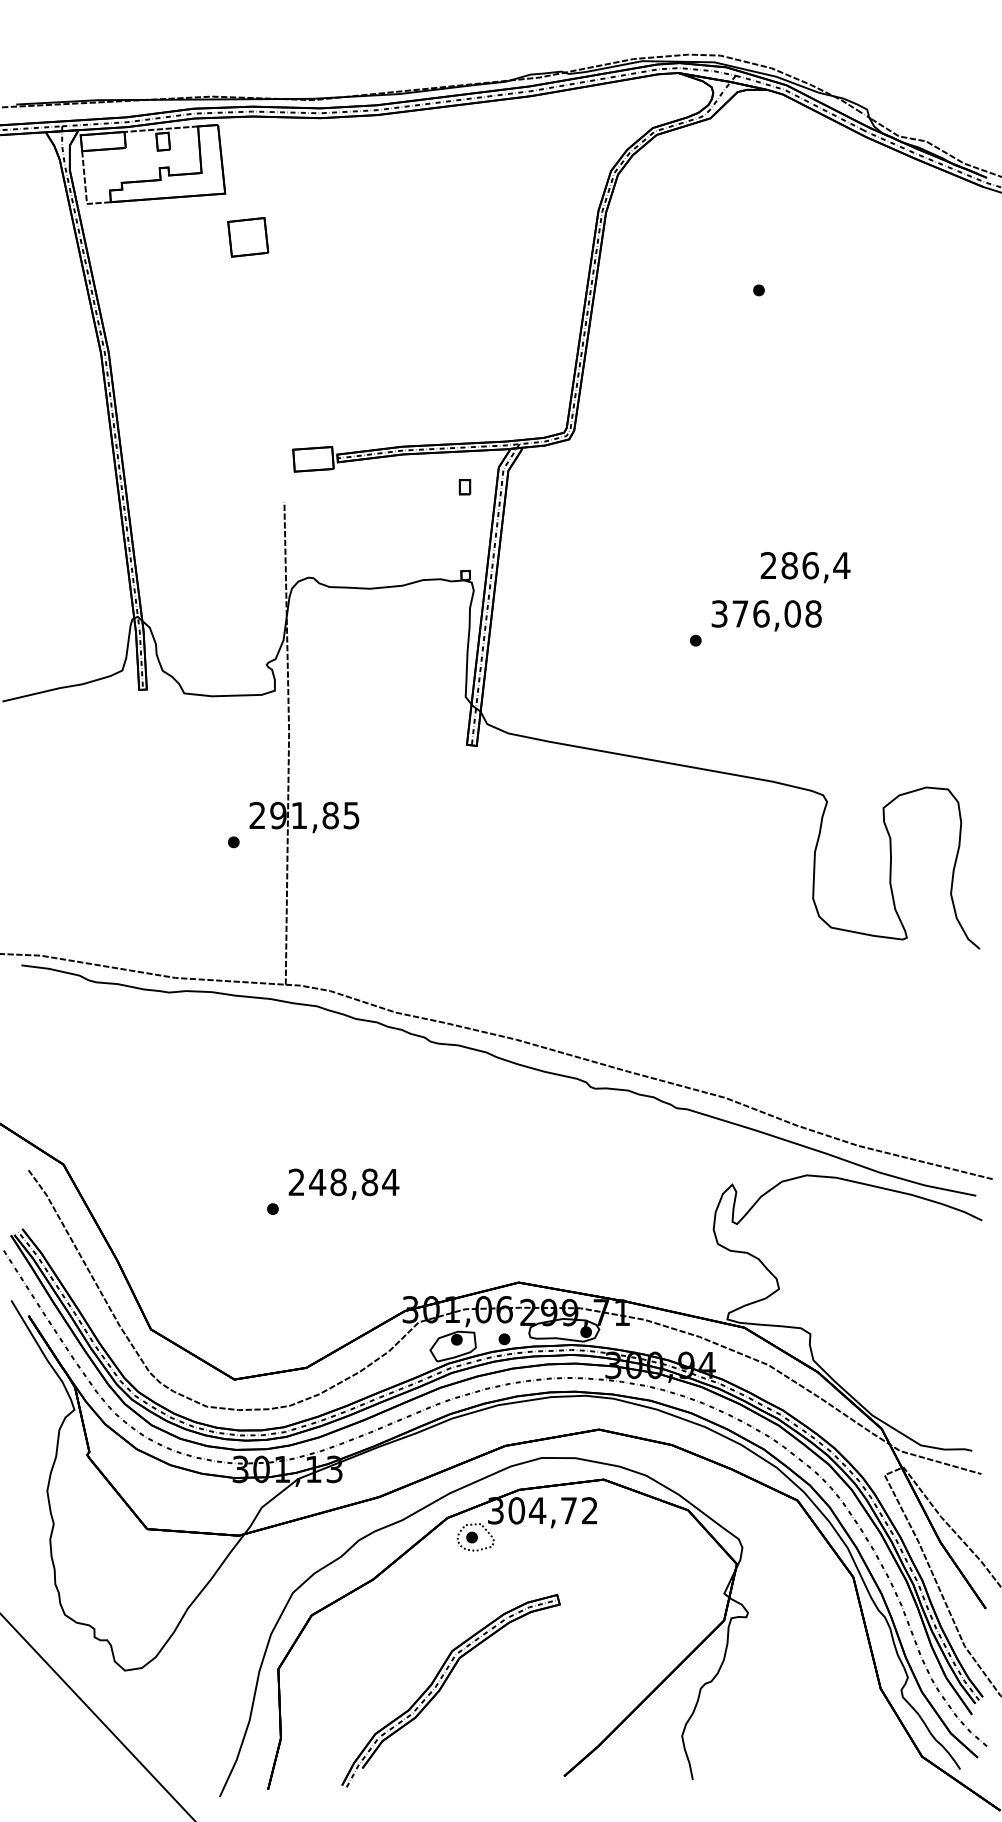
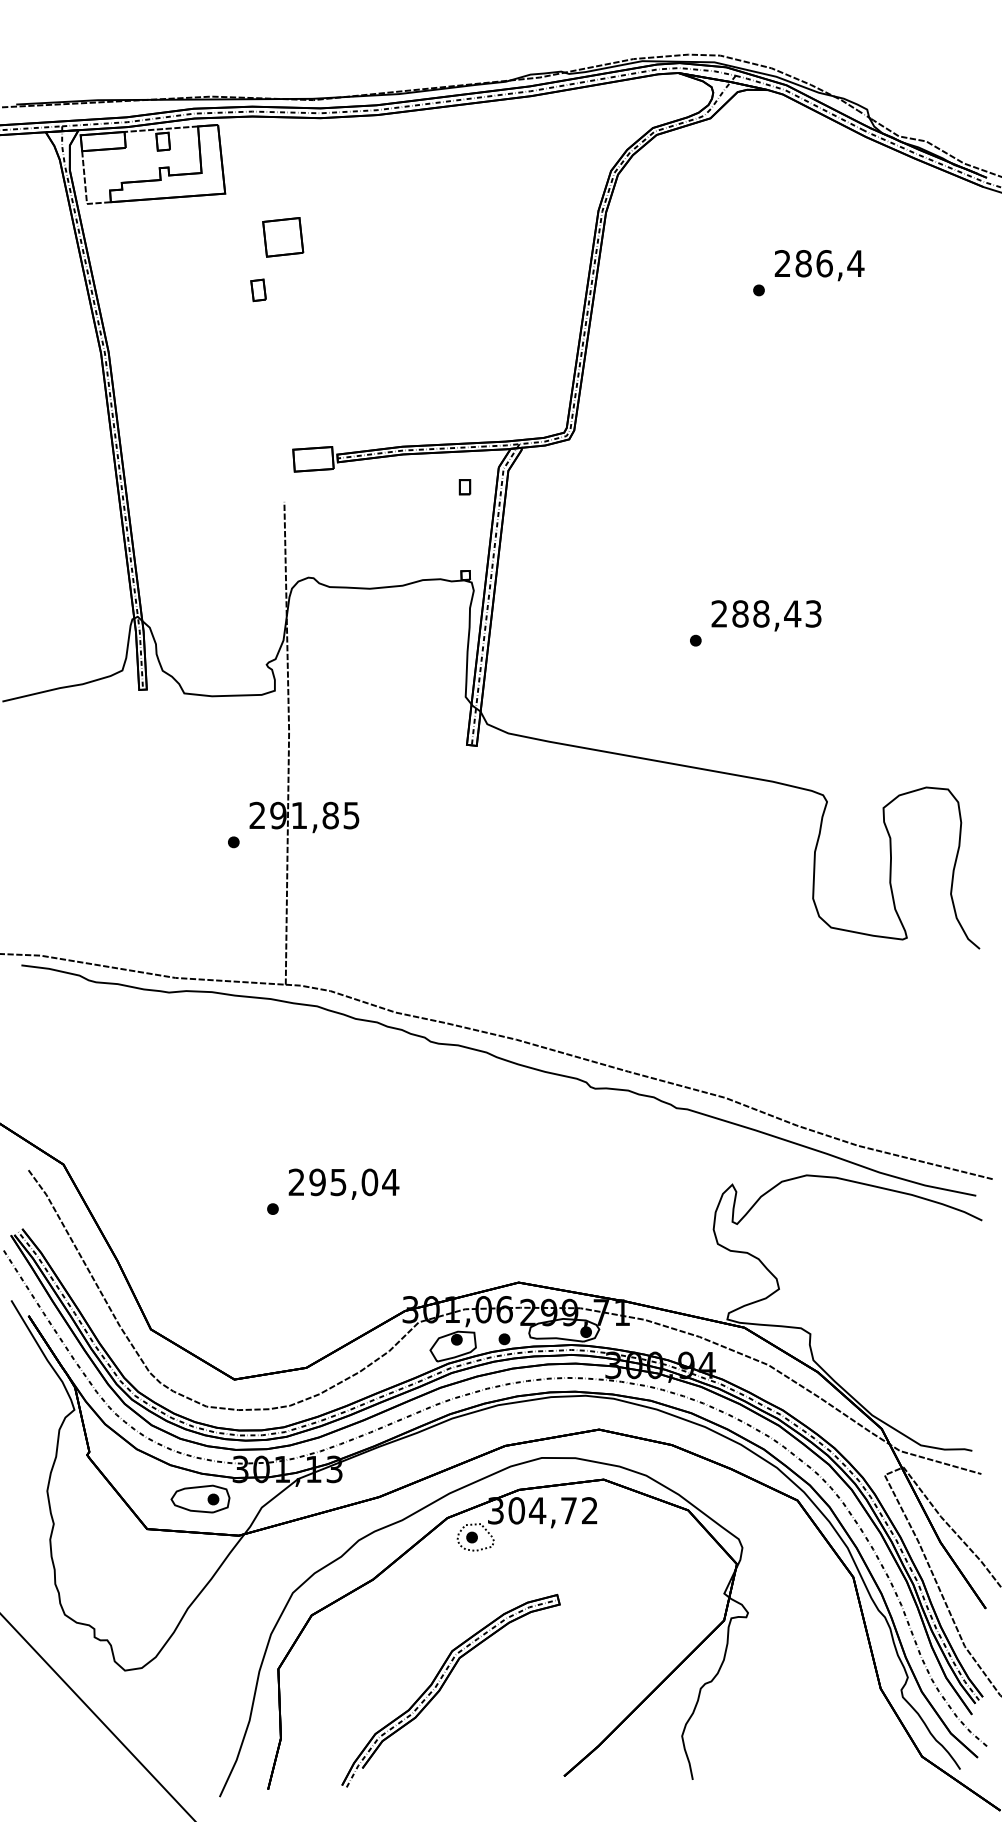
part position: (248, 237) -> (283, 237) (283, 237)
part: none -> present (258, 290)
text position: (805, 567) -> (819, 265) (819, 265)
text: 376,08 -> 288,43 (766, 613)
text: 248,84 -> 295,04 (343, 1182)
part: none -> present (200, 1498)
